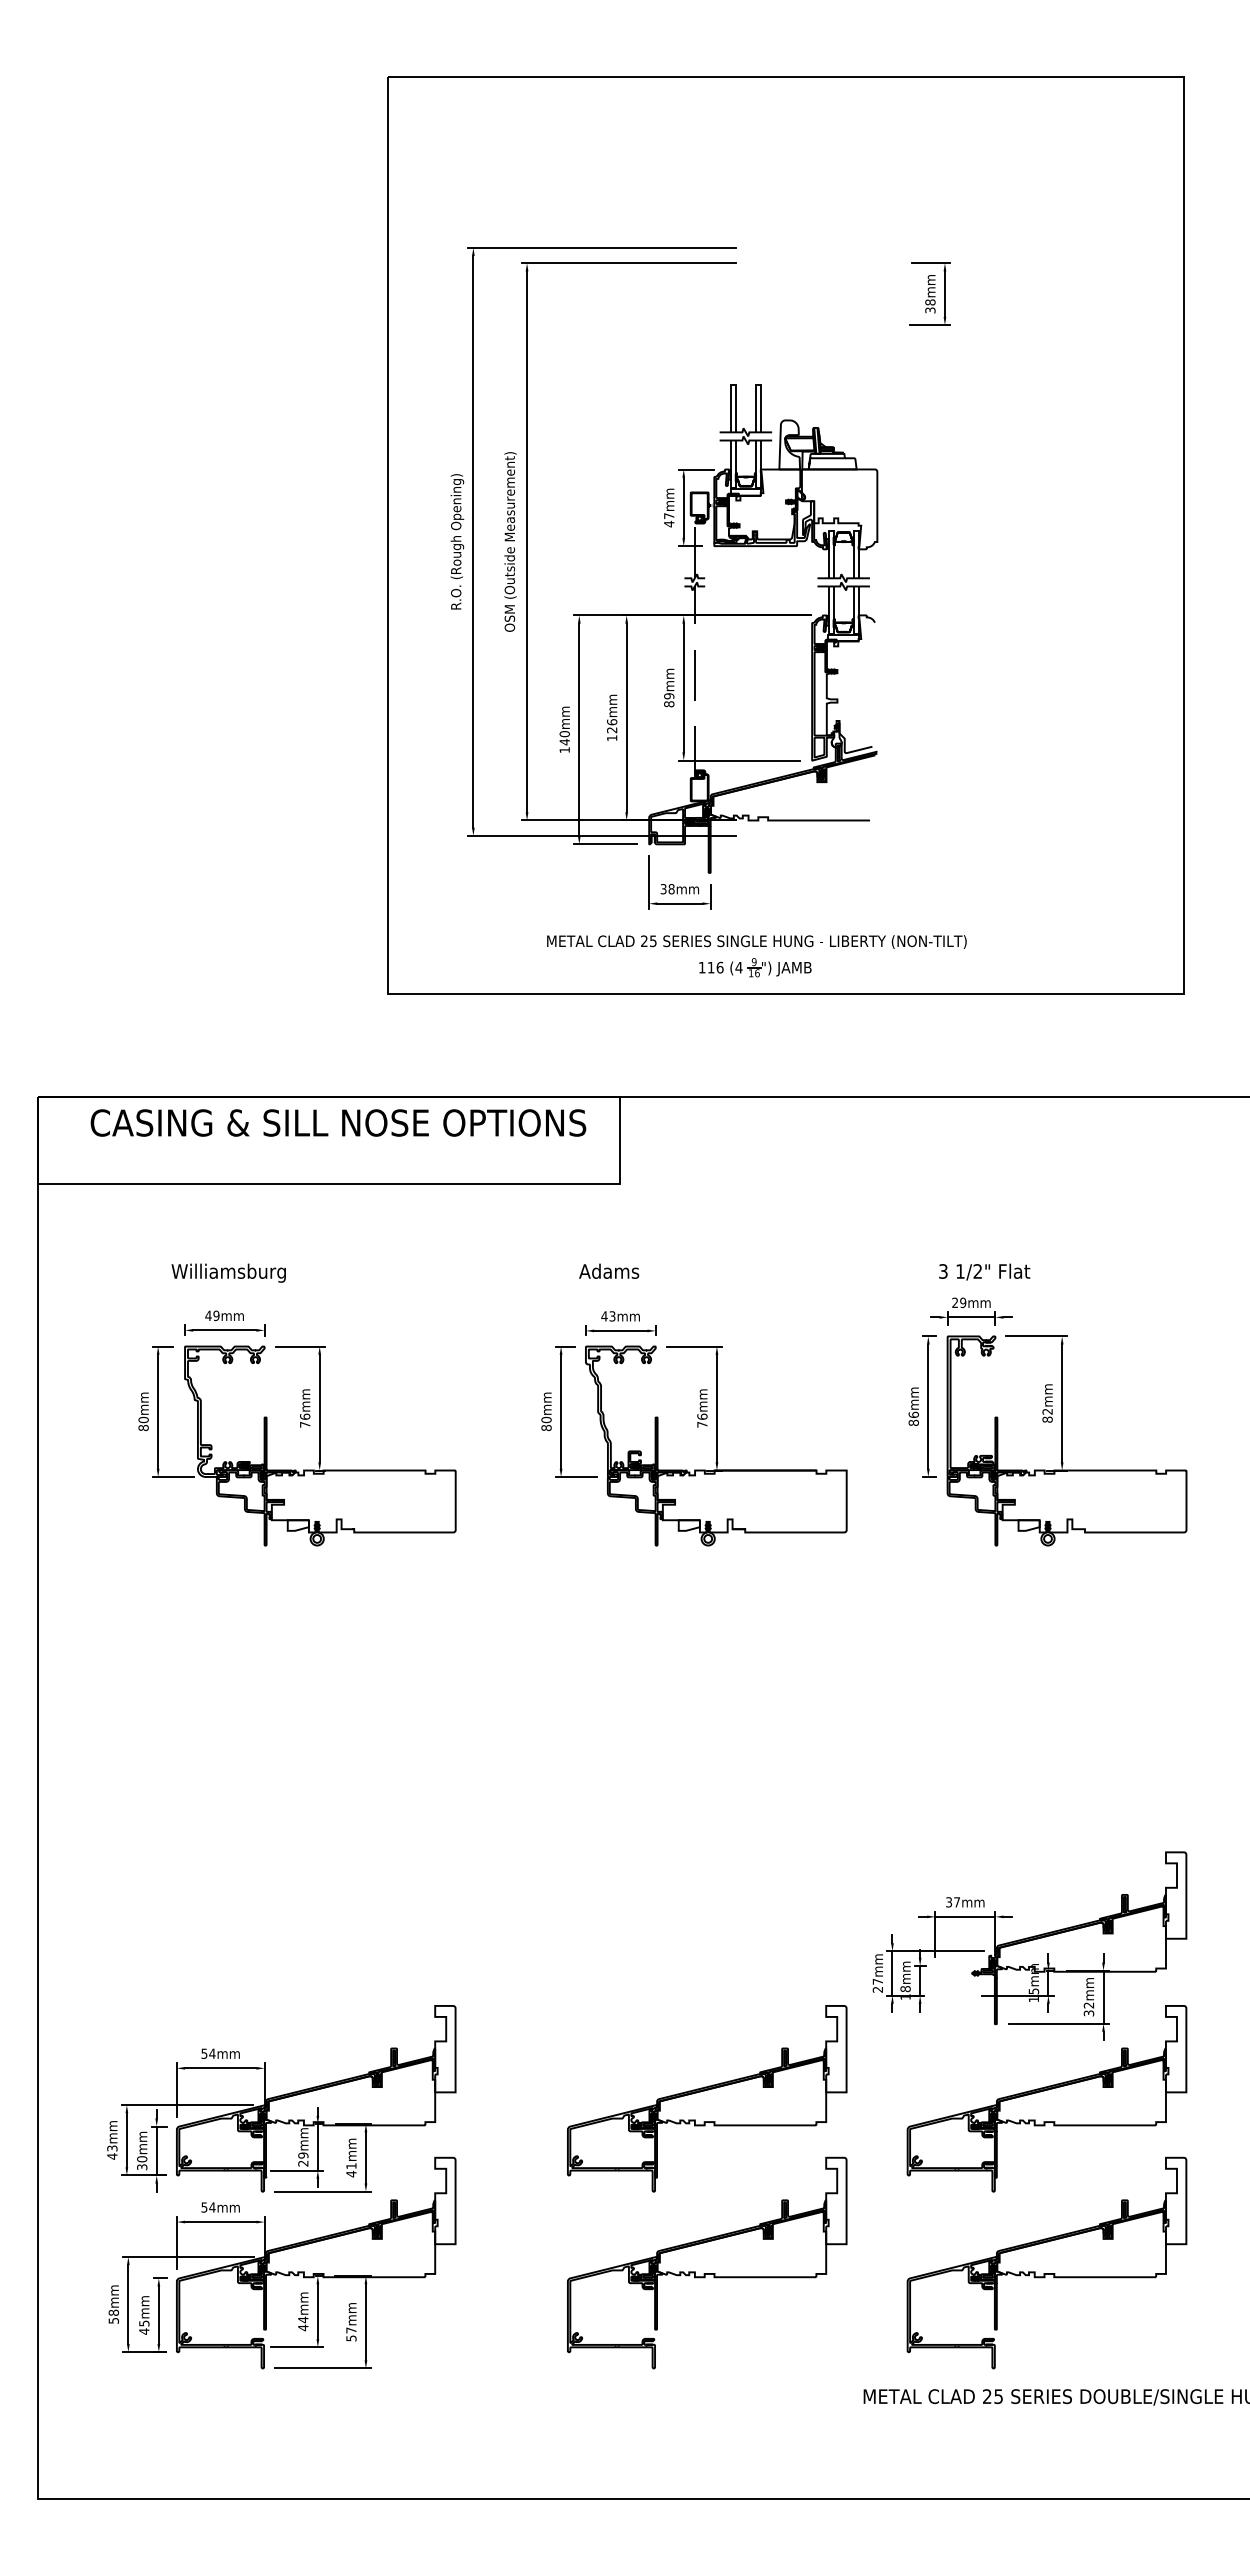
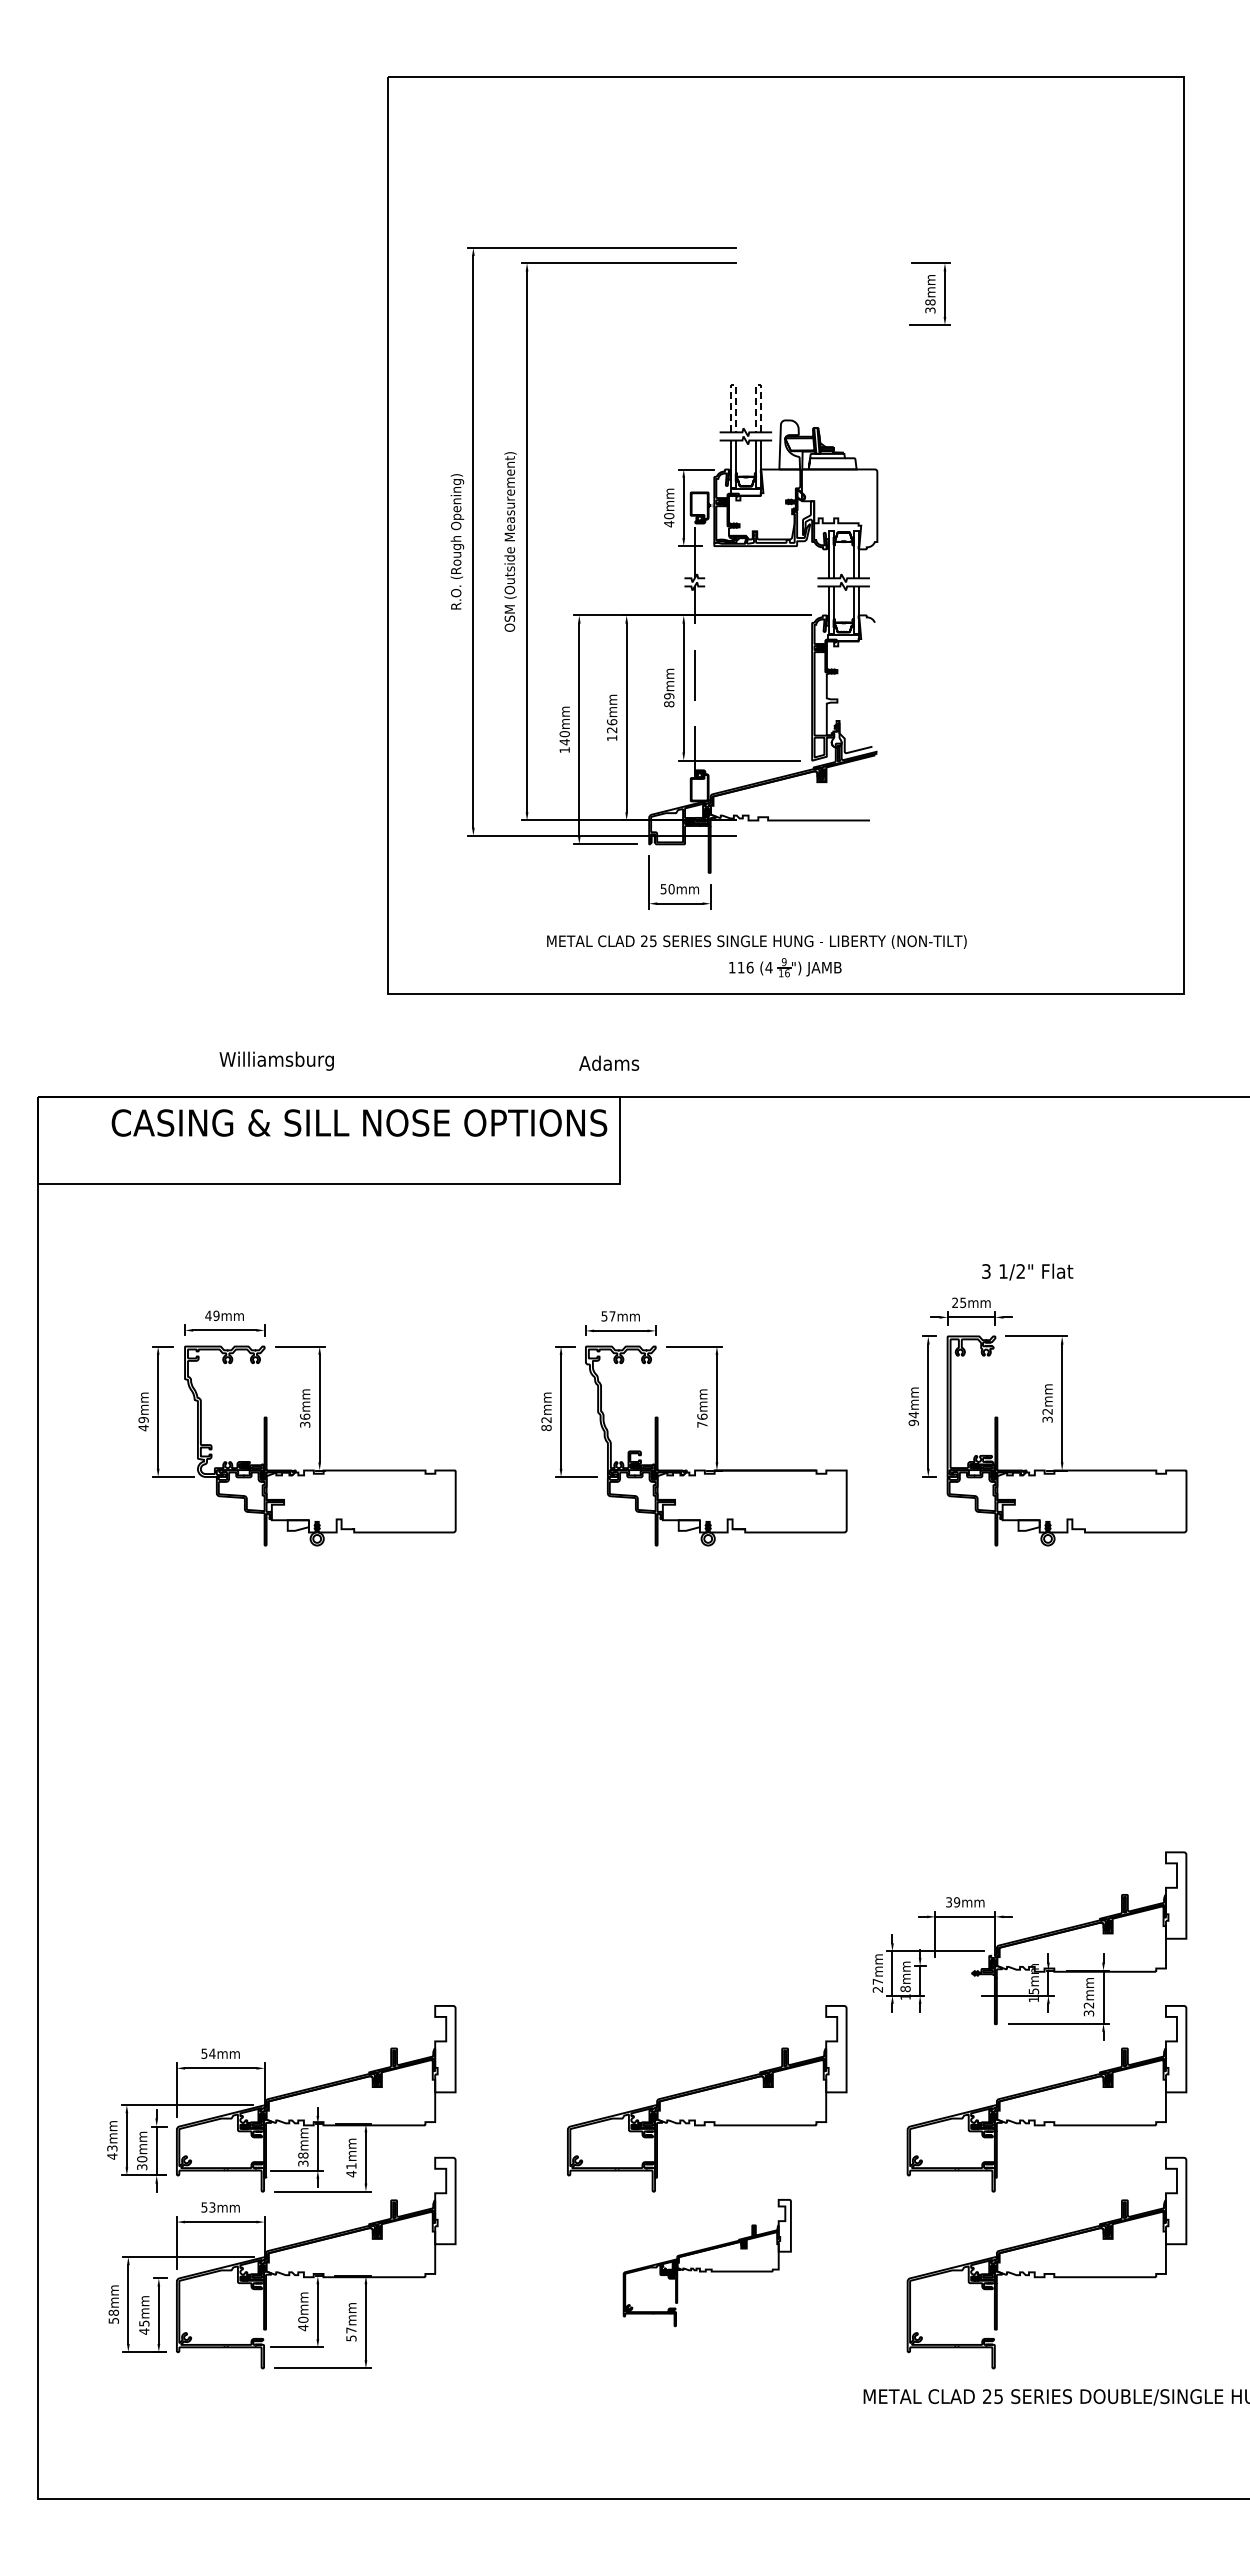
line: solid -> dashed (733, 384)
line: solid -> dashed (758, 384)
text: 47mm -> 40mm (669, 516)
text: 38mm -> 50mm (667, 889)
part position: (755, 967) -> (785, 967) (785, 967)
text position: (338, 1122) -> (359, 1122) (359, 1122)
text position: (609, 1270) -> (609, 1062) (609, 1062)
text position: (984, 1271) -> (1027, 1271) (1027, 1271)
text position: (228, 1272) -> (276, 1060) (276, 1060)
text: 29mm -> 25mm (963, 1302)
text: 43mm -> 57mm (608, 1316)
text: 86mm -> 94mm (913, 1418)
text: 80mm -> 82mm (546, 1419)
text: 82mm -> 32mm (1047, 1419)
text: 80mm -> 49mm (143, 1424)
text: 76mm -> 36mm (305, 1424)
text: 37mm -> 39mm (957, 1902)
text: 29mm -> 38mm (303, 2159)
text: 54mm -> 53mm (212, 2207)
part size: 281x214 px -> 170x129 px (706, 2263)
text: 44mm -> 40mm (303, 2319)
